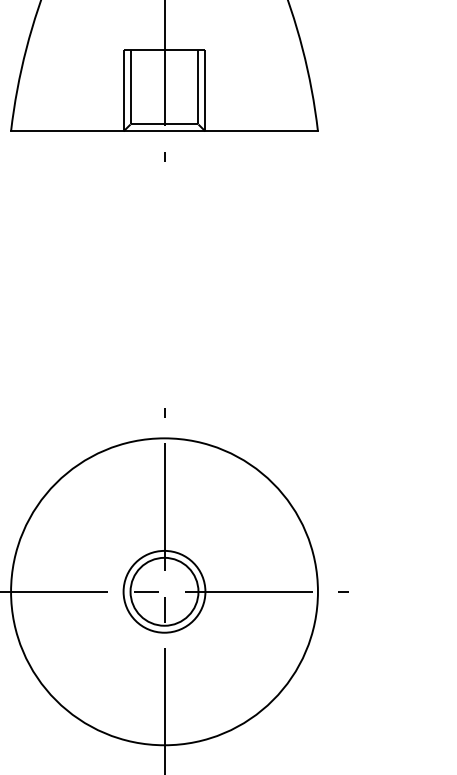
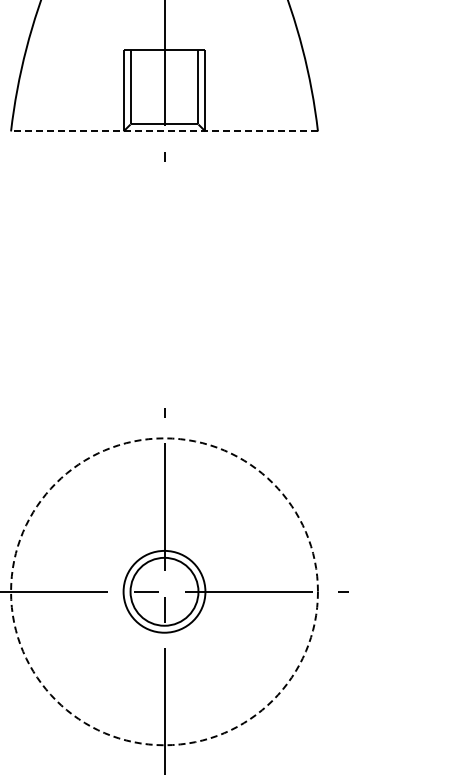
line: solid -> dashed (164, 131)
circle: solid -> dashed (164, 591)
